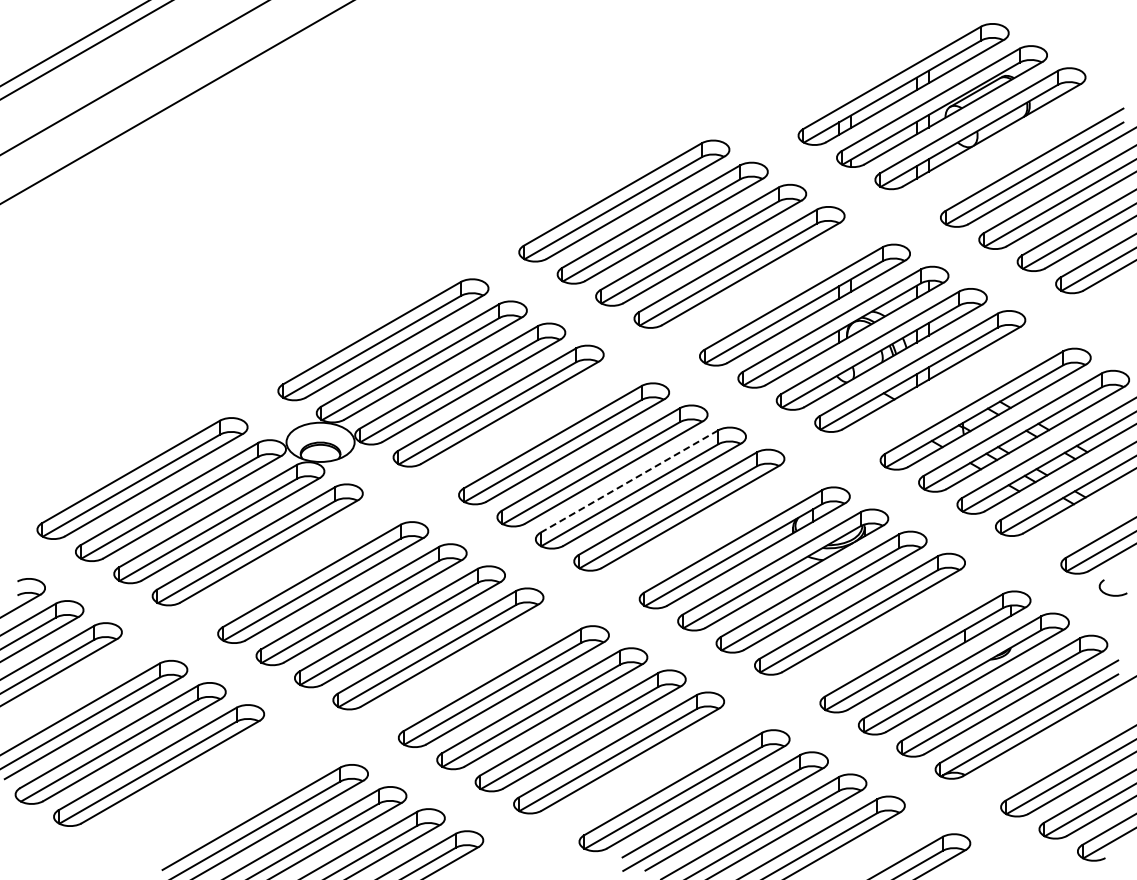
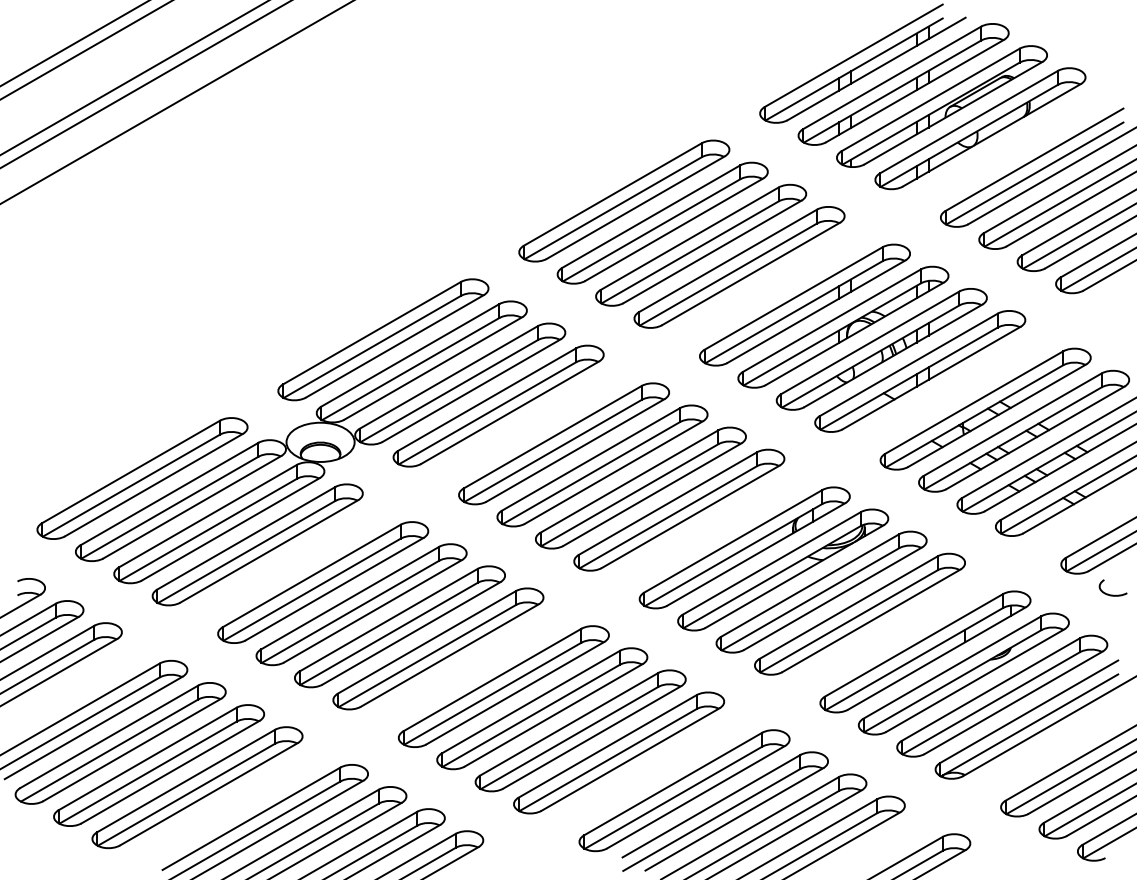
part: none -> present (862, 63)
line: none -> present (145, 84)
line: dashed -> solid (629, 481)
part: none -> present (197, 787)
